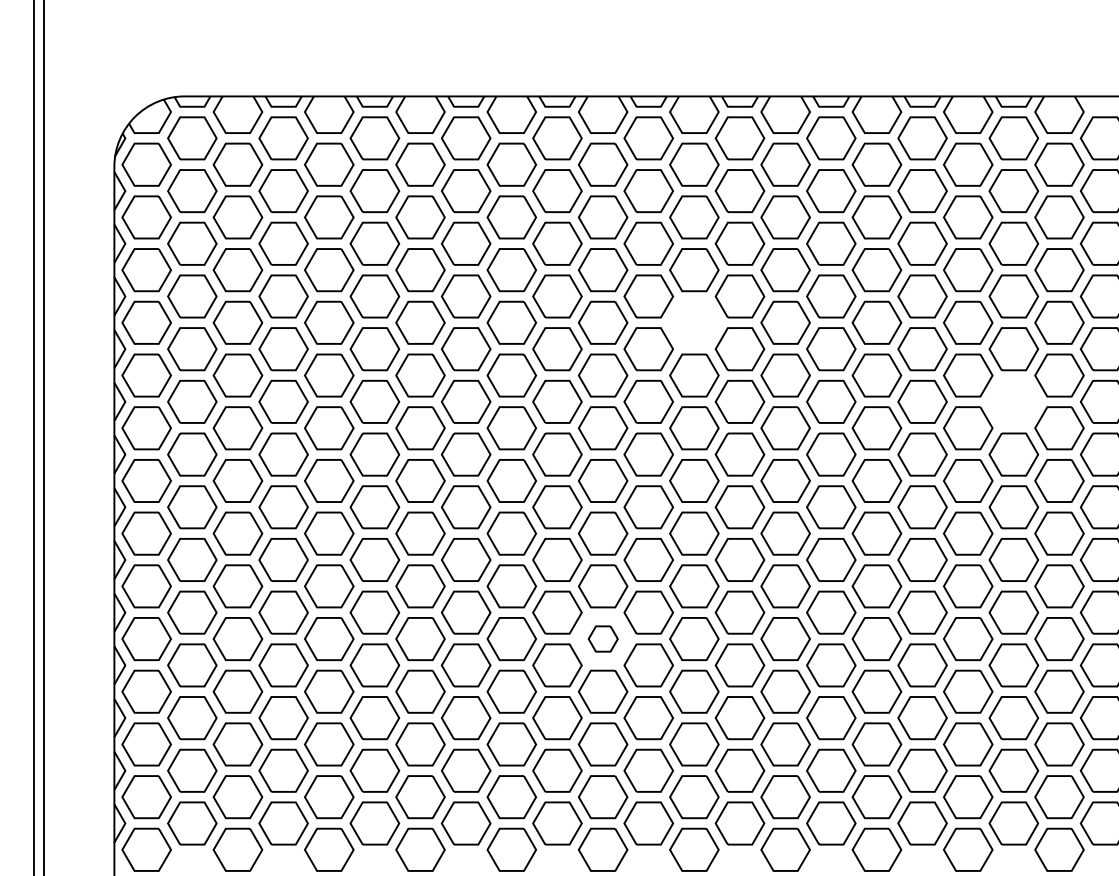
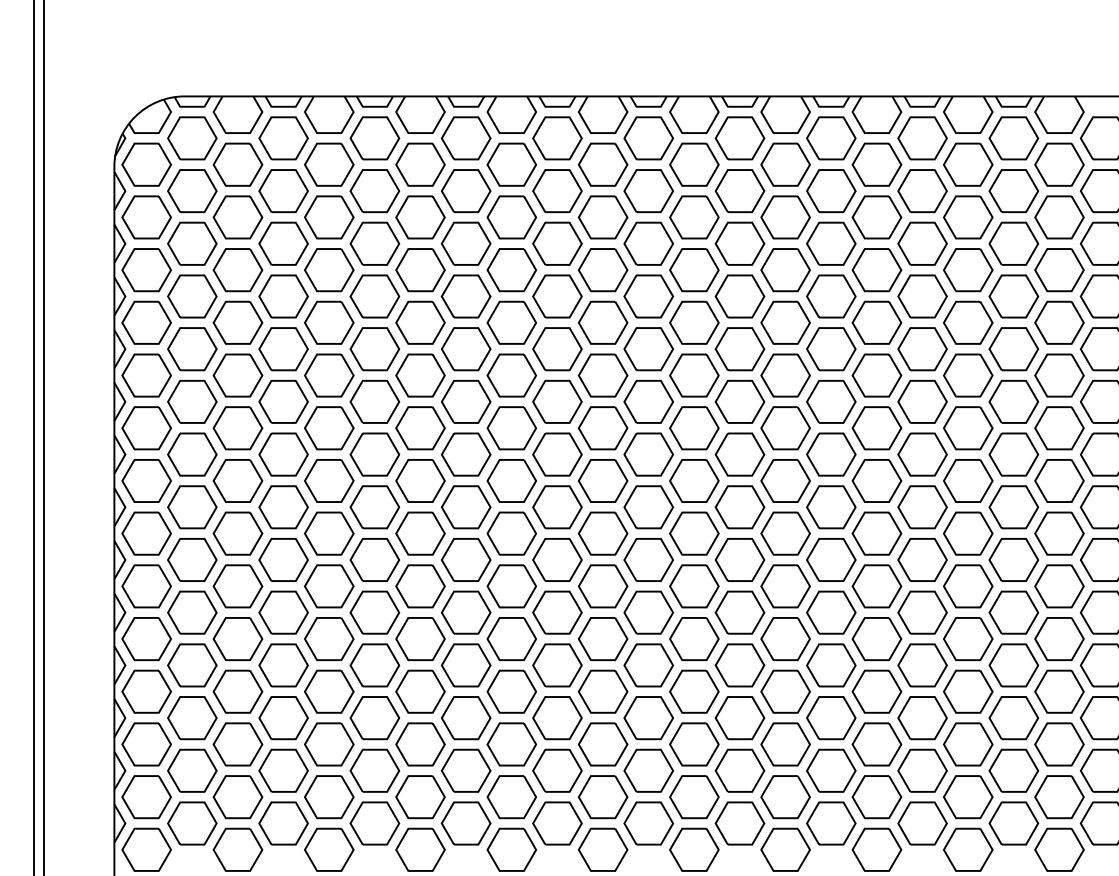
part: none -> present (694, 322)
part: none -> present (1013, 401)
part size: 32x28 px -> 51x44 px (603, 638)
